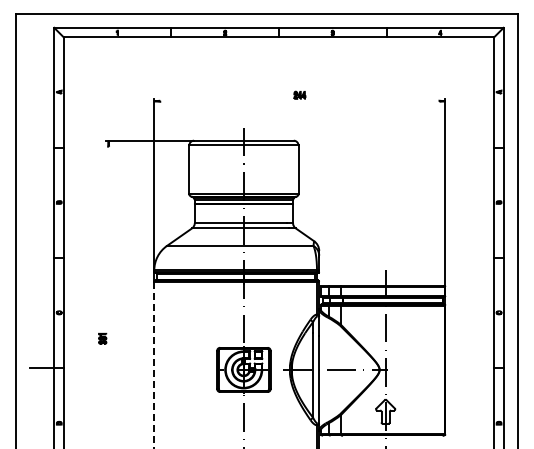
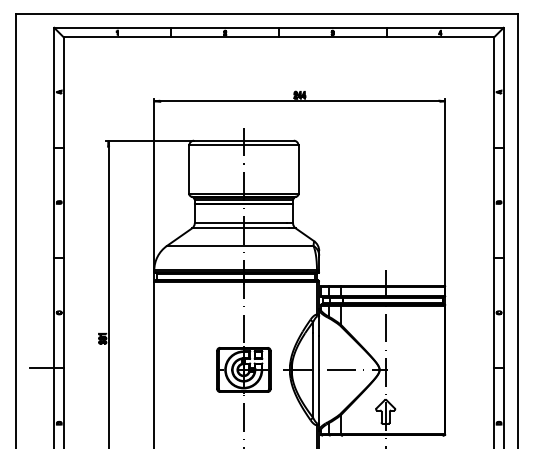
line: none -> present (299, 101)
line: none -> present (108, 295)
line: dashed -> solid (154, 365)
